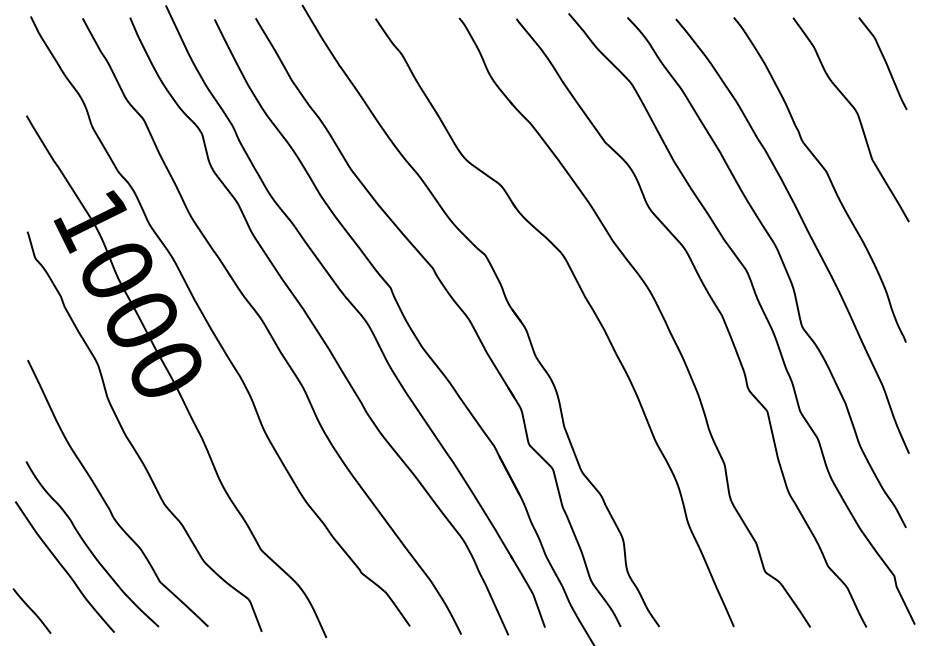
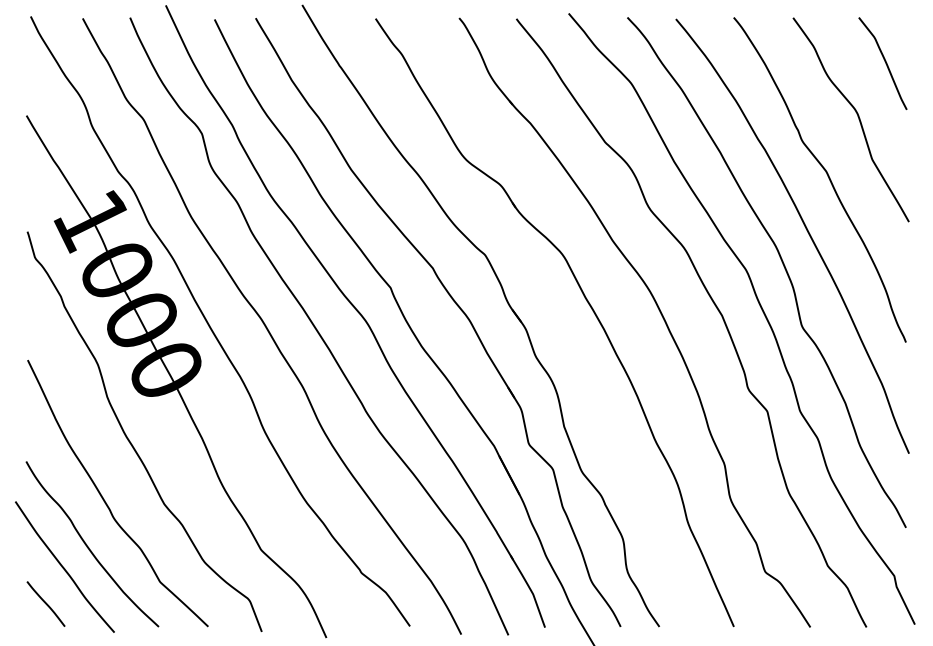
curve position: (31, 610) -> (45, 603) (45, 603)
